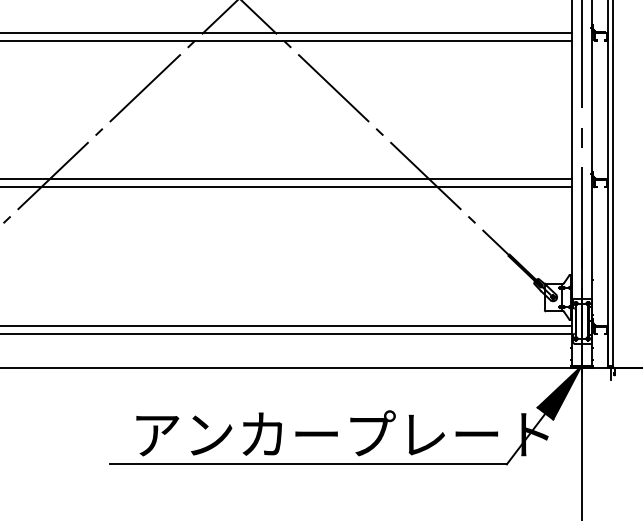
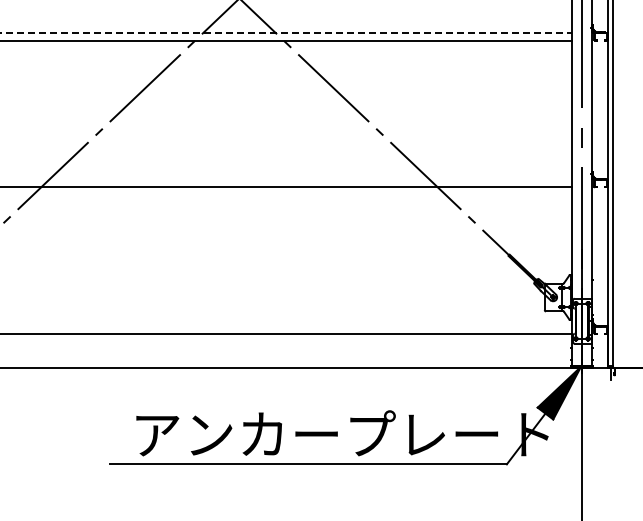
line: solid -> dashed (285, 32)
line: present -> none (286, 179)
line: present -> none (286, 326)
